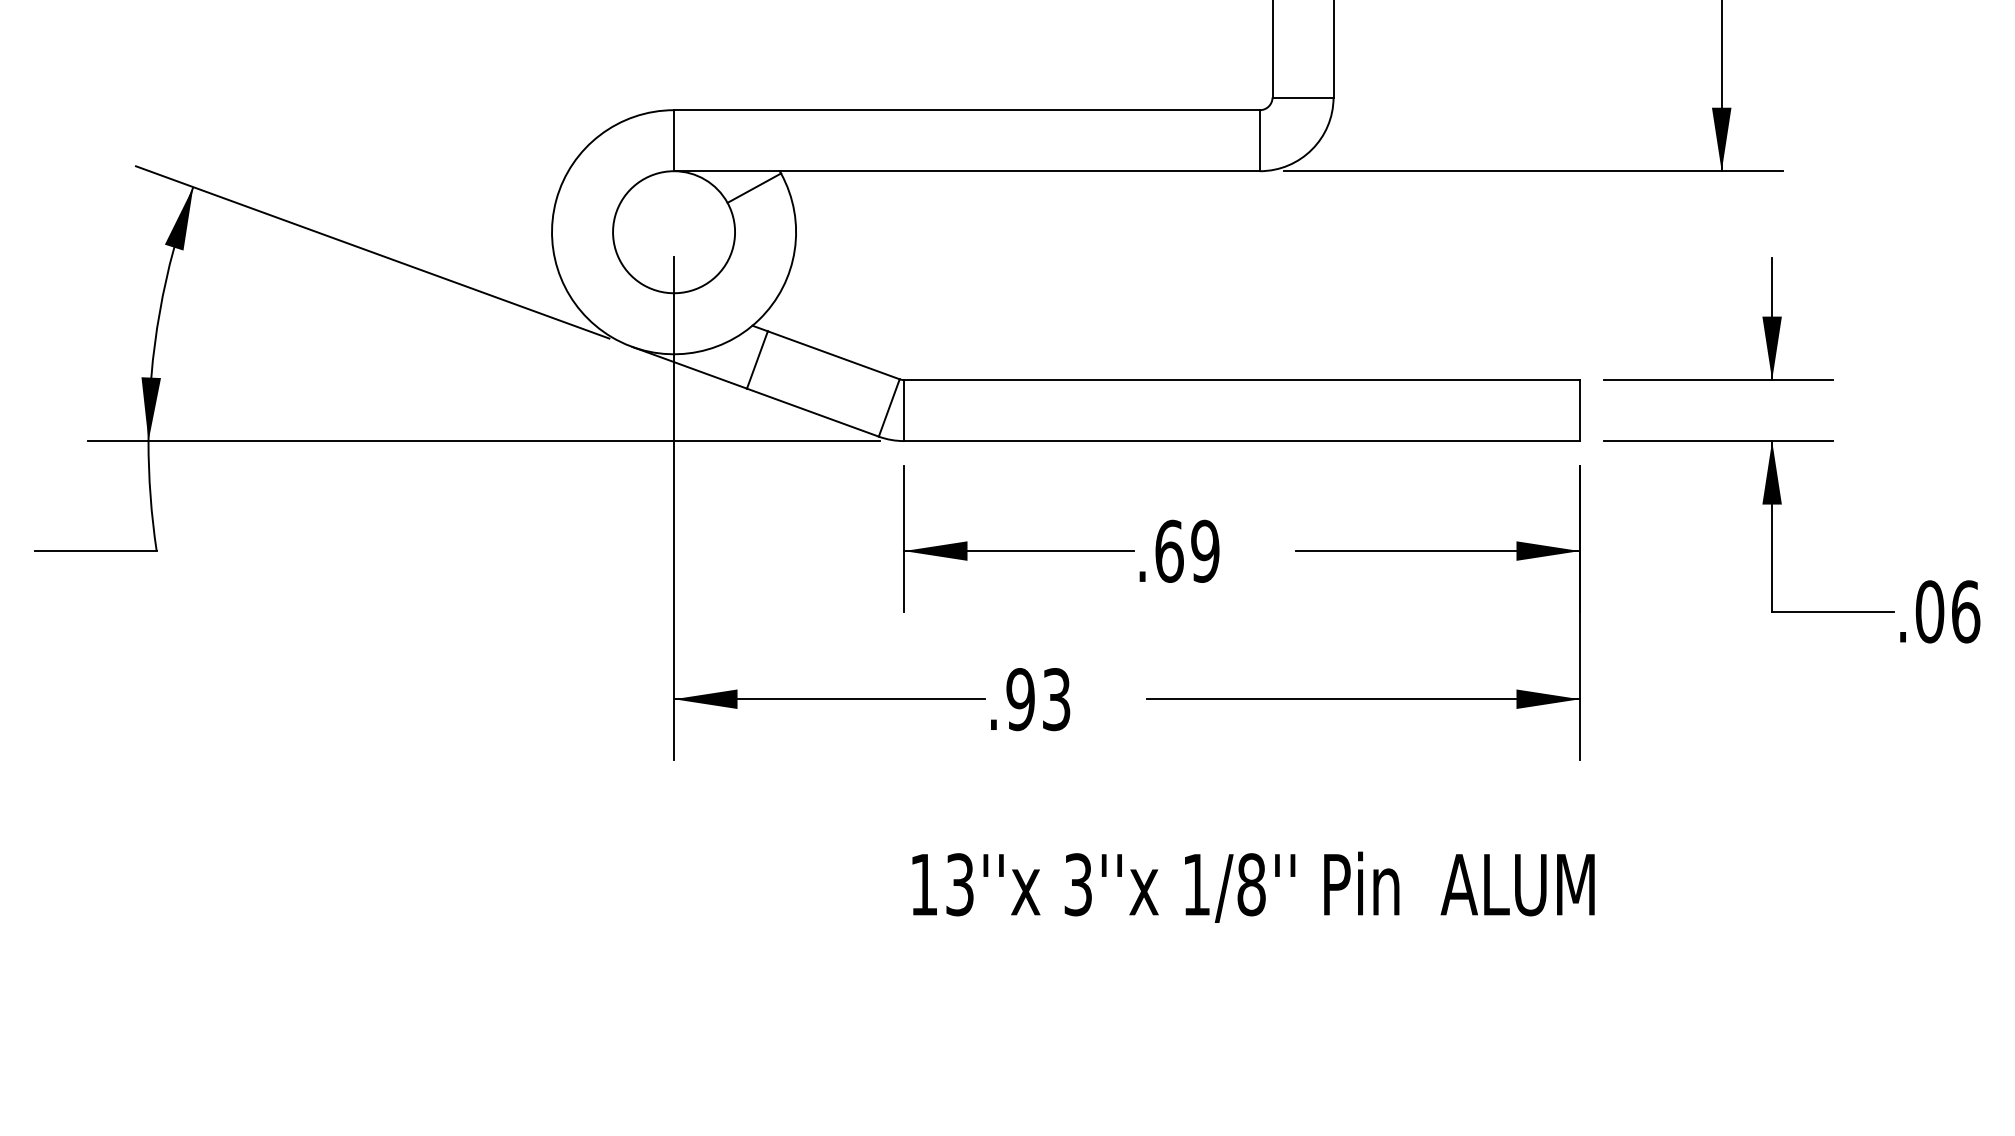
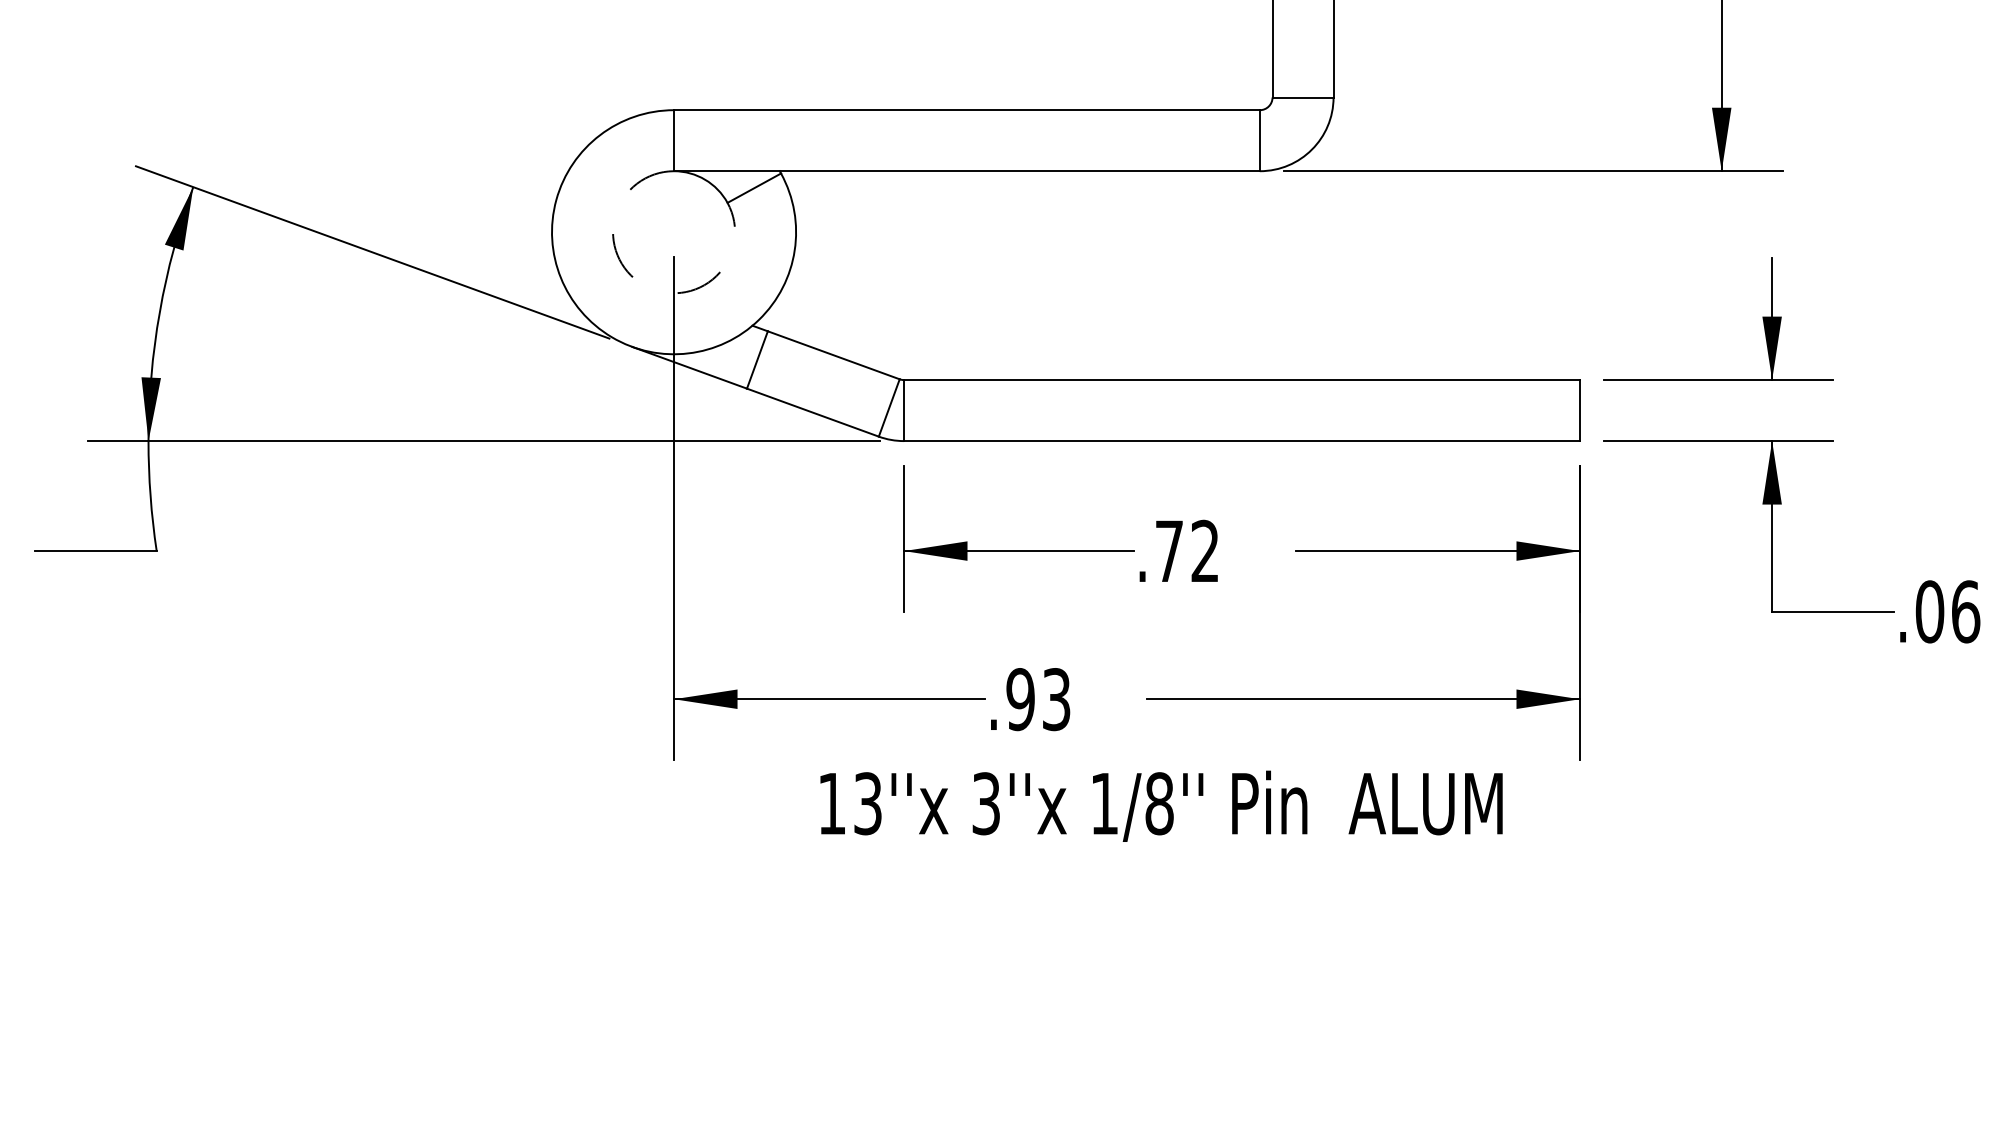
arc: solid -> dashed (642, 284)
text: .69 -> .72 (1187, 550)
text position: (1253, 886) -> (1161, 805) (1161, 805)
